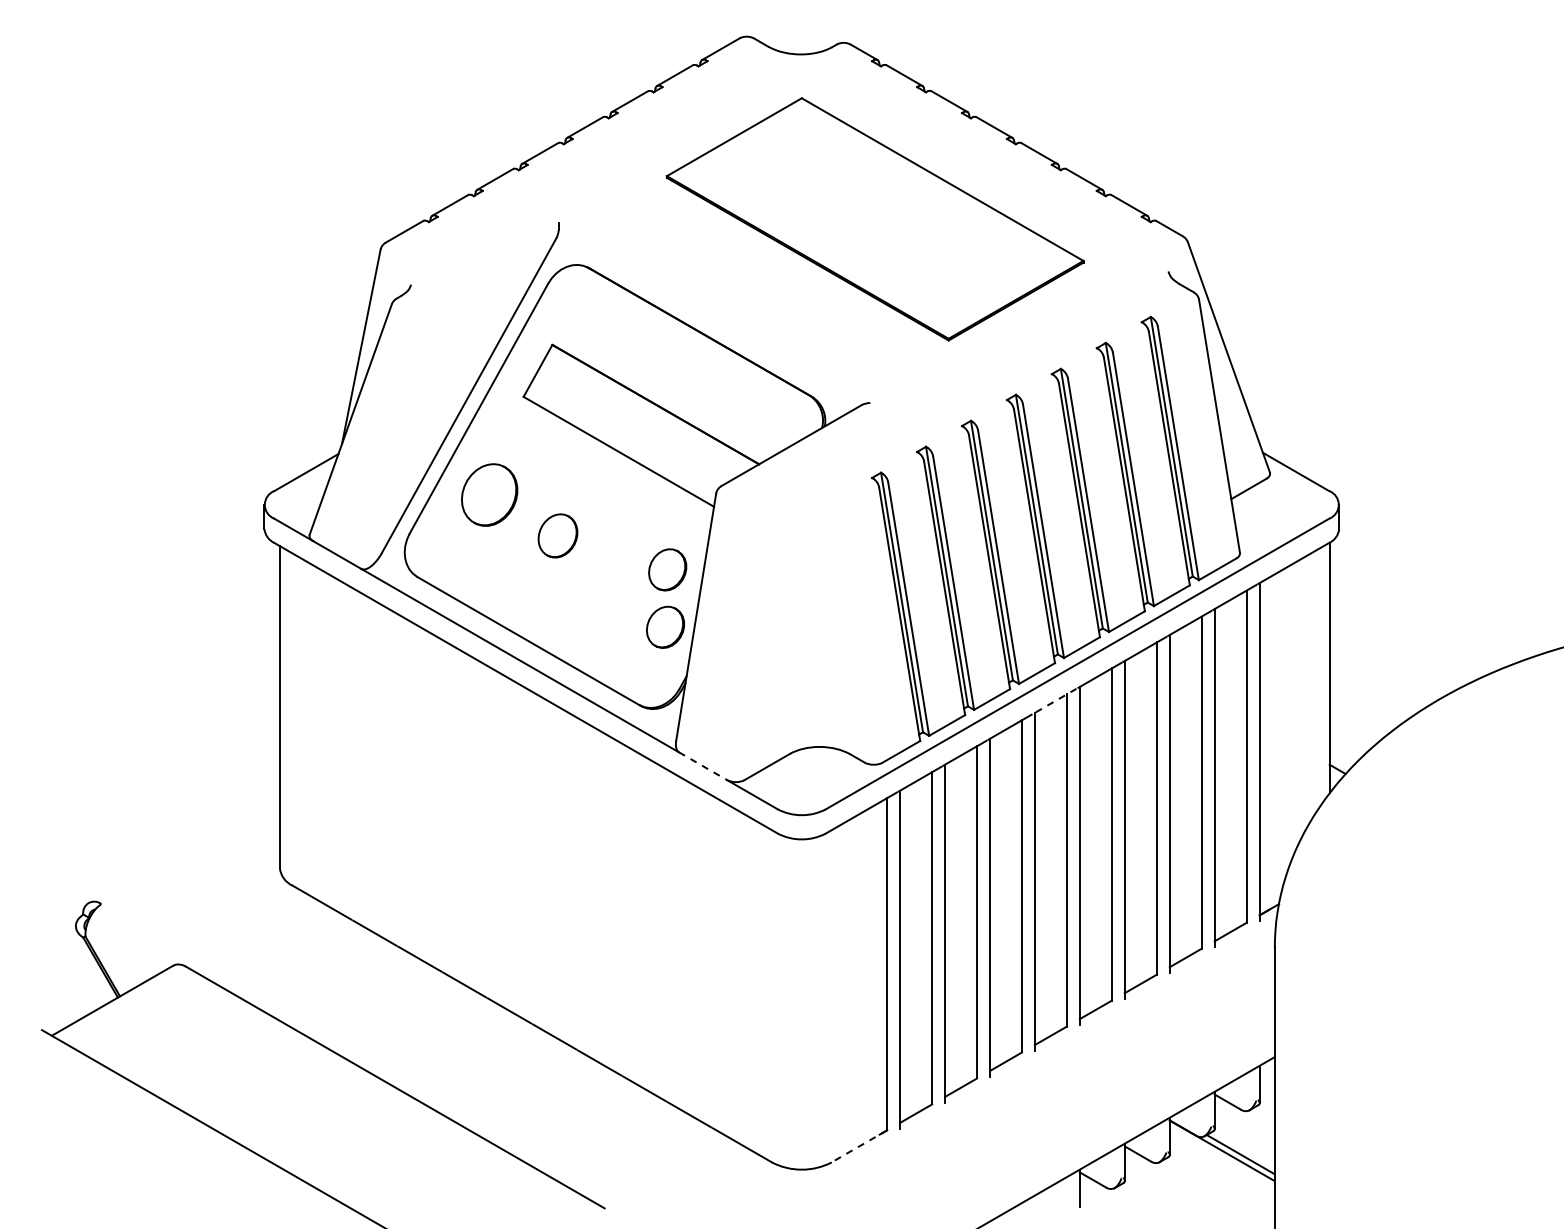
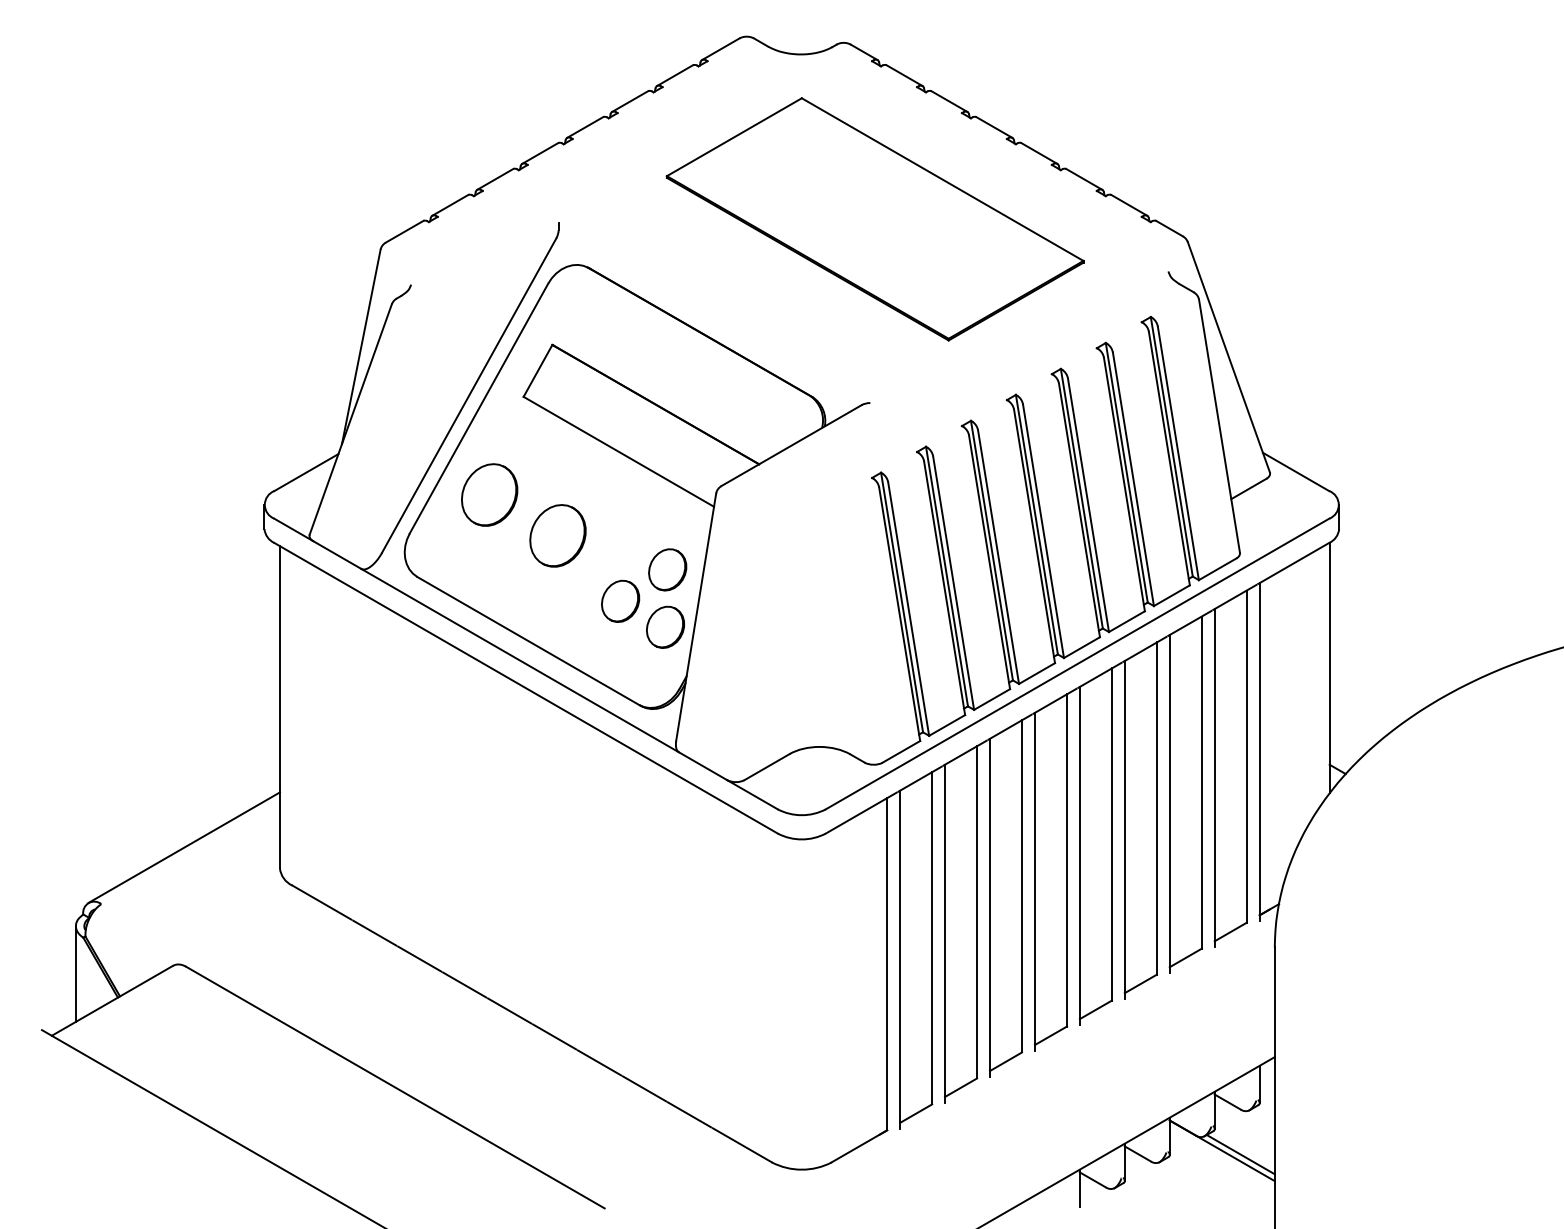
part size: 42x46 px -> 58x64 px (557, 535)
part: none -> present (620, 600)
line: dashed -> solid (1055, 701)
line: dashed -> solid (703, 766)
line: none -> present (183, 847)
line: none -> present (75, 973)
line: dashed -> solid (859, 1146)
